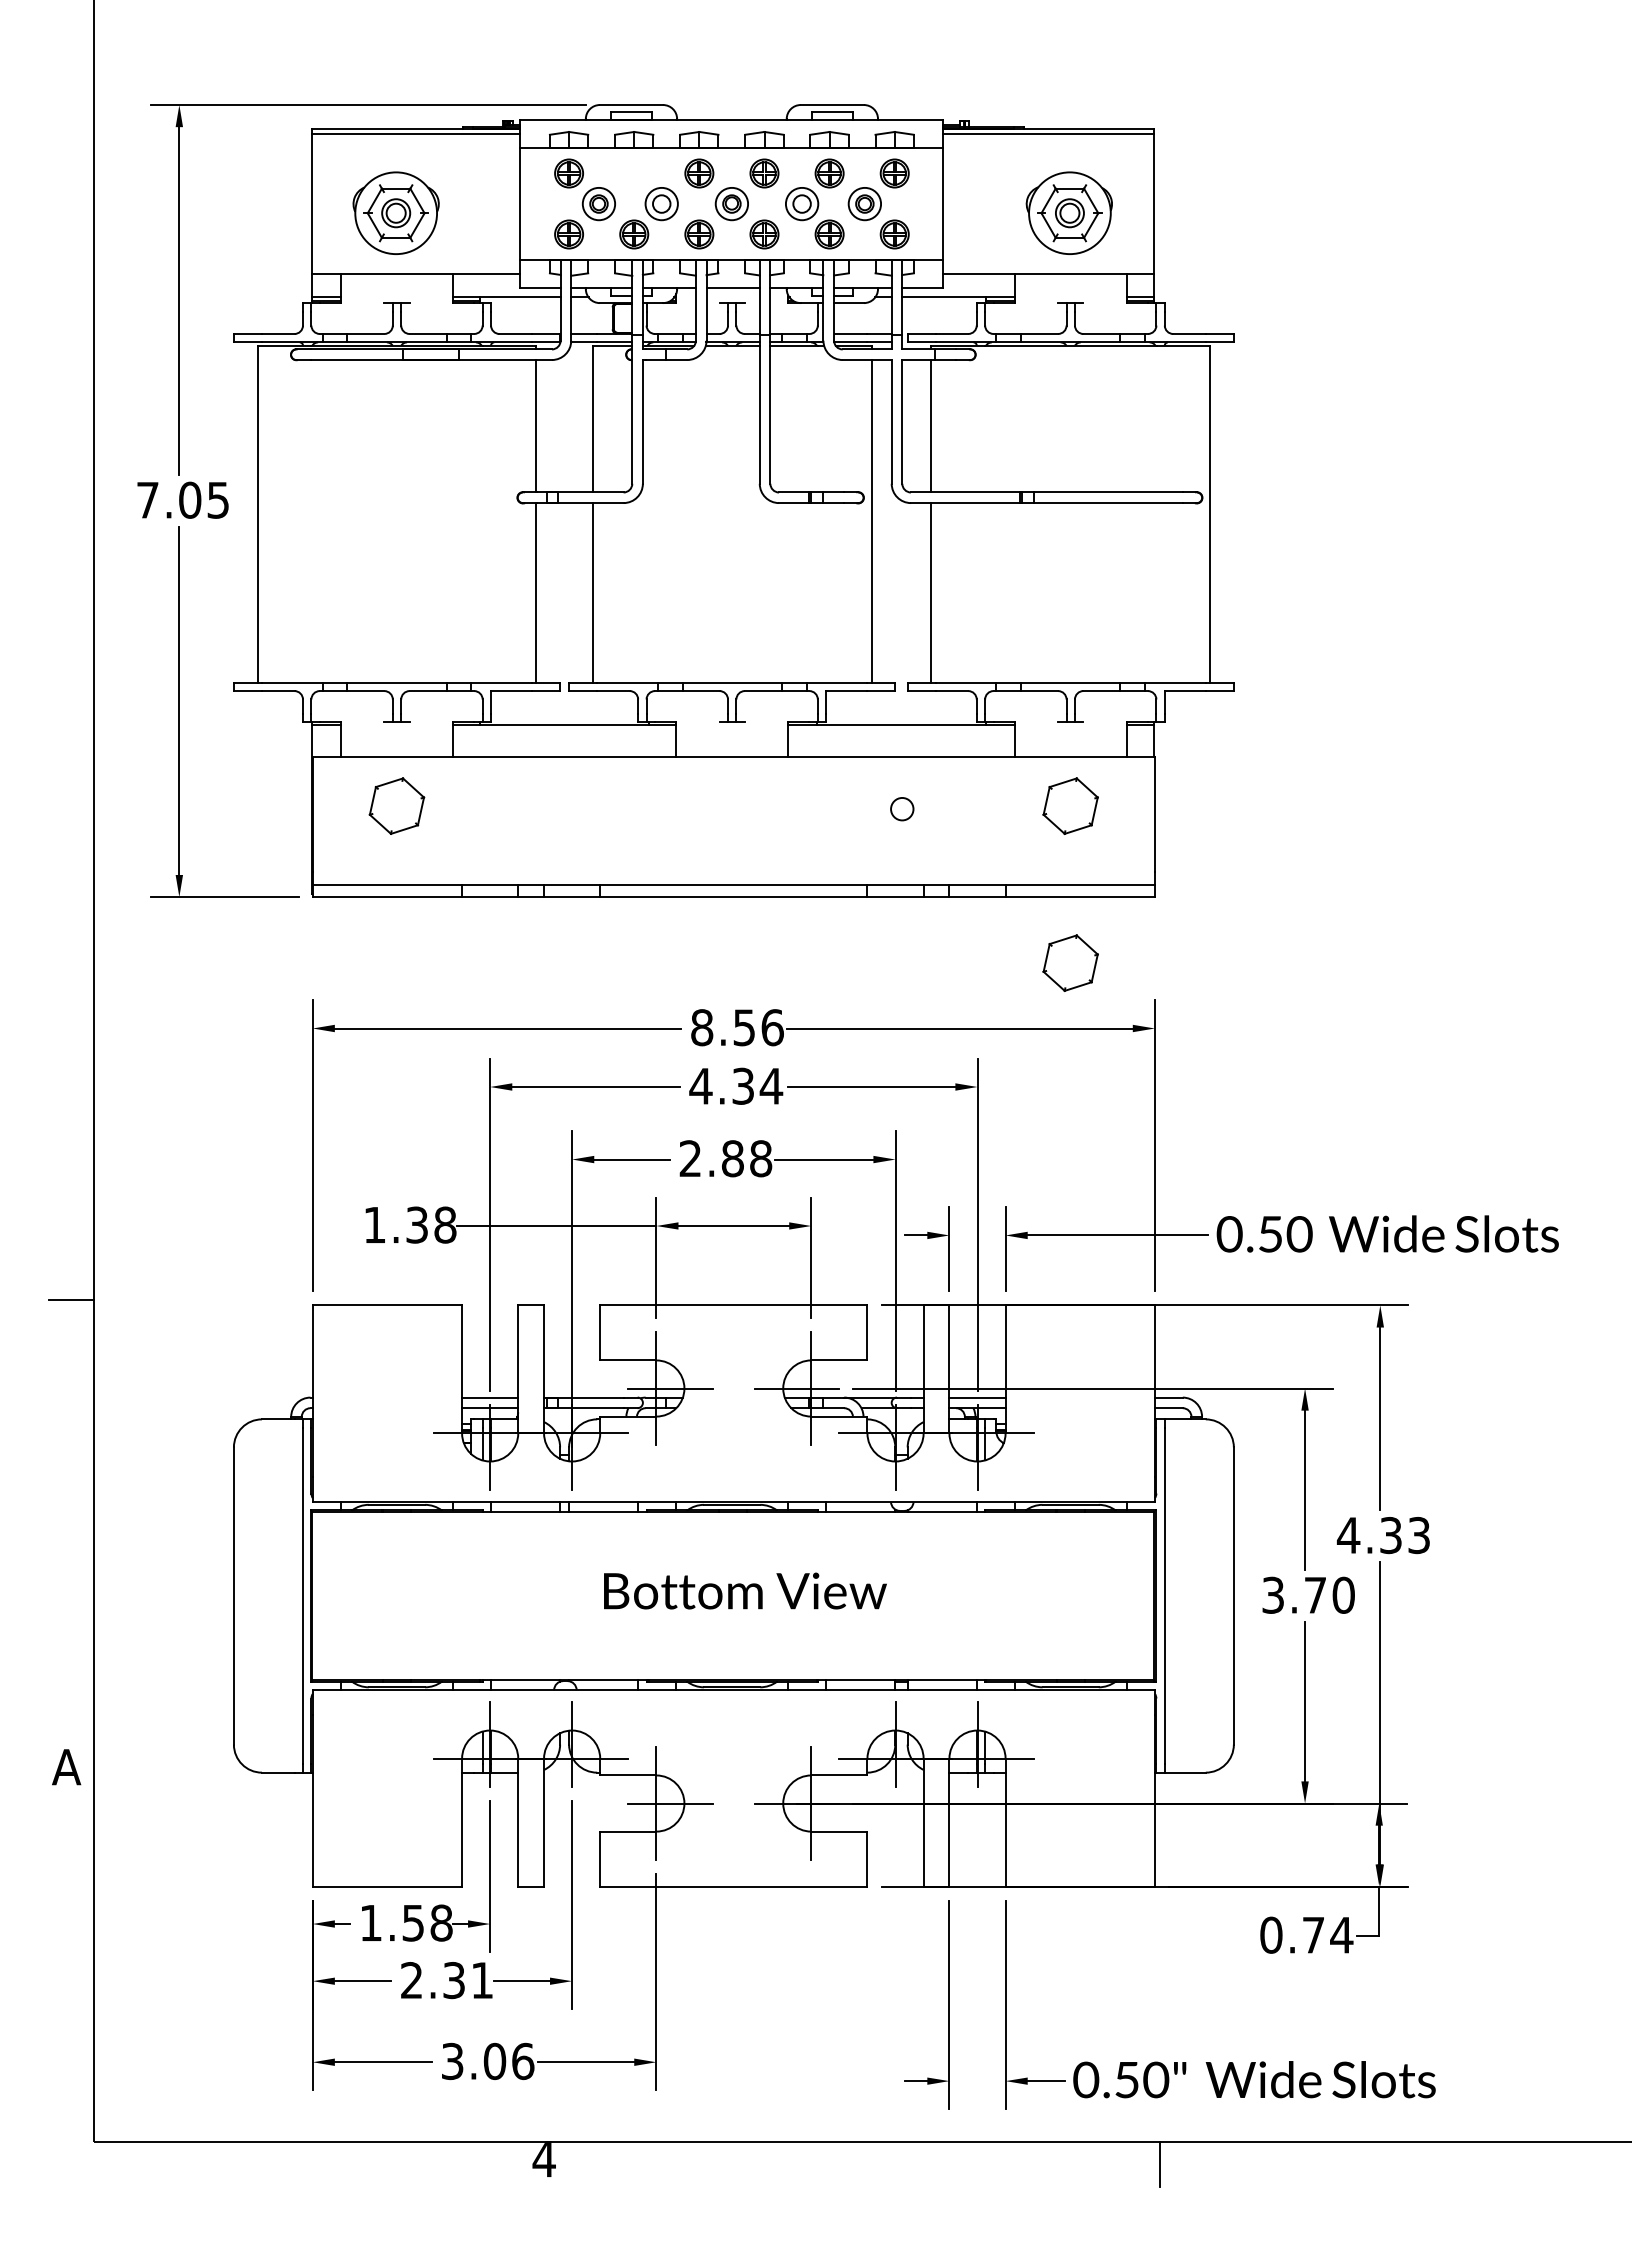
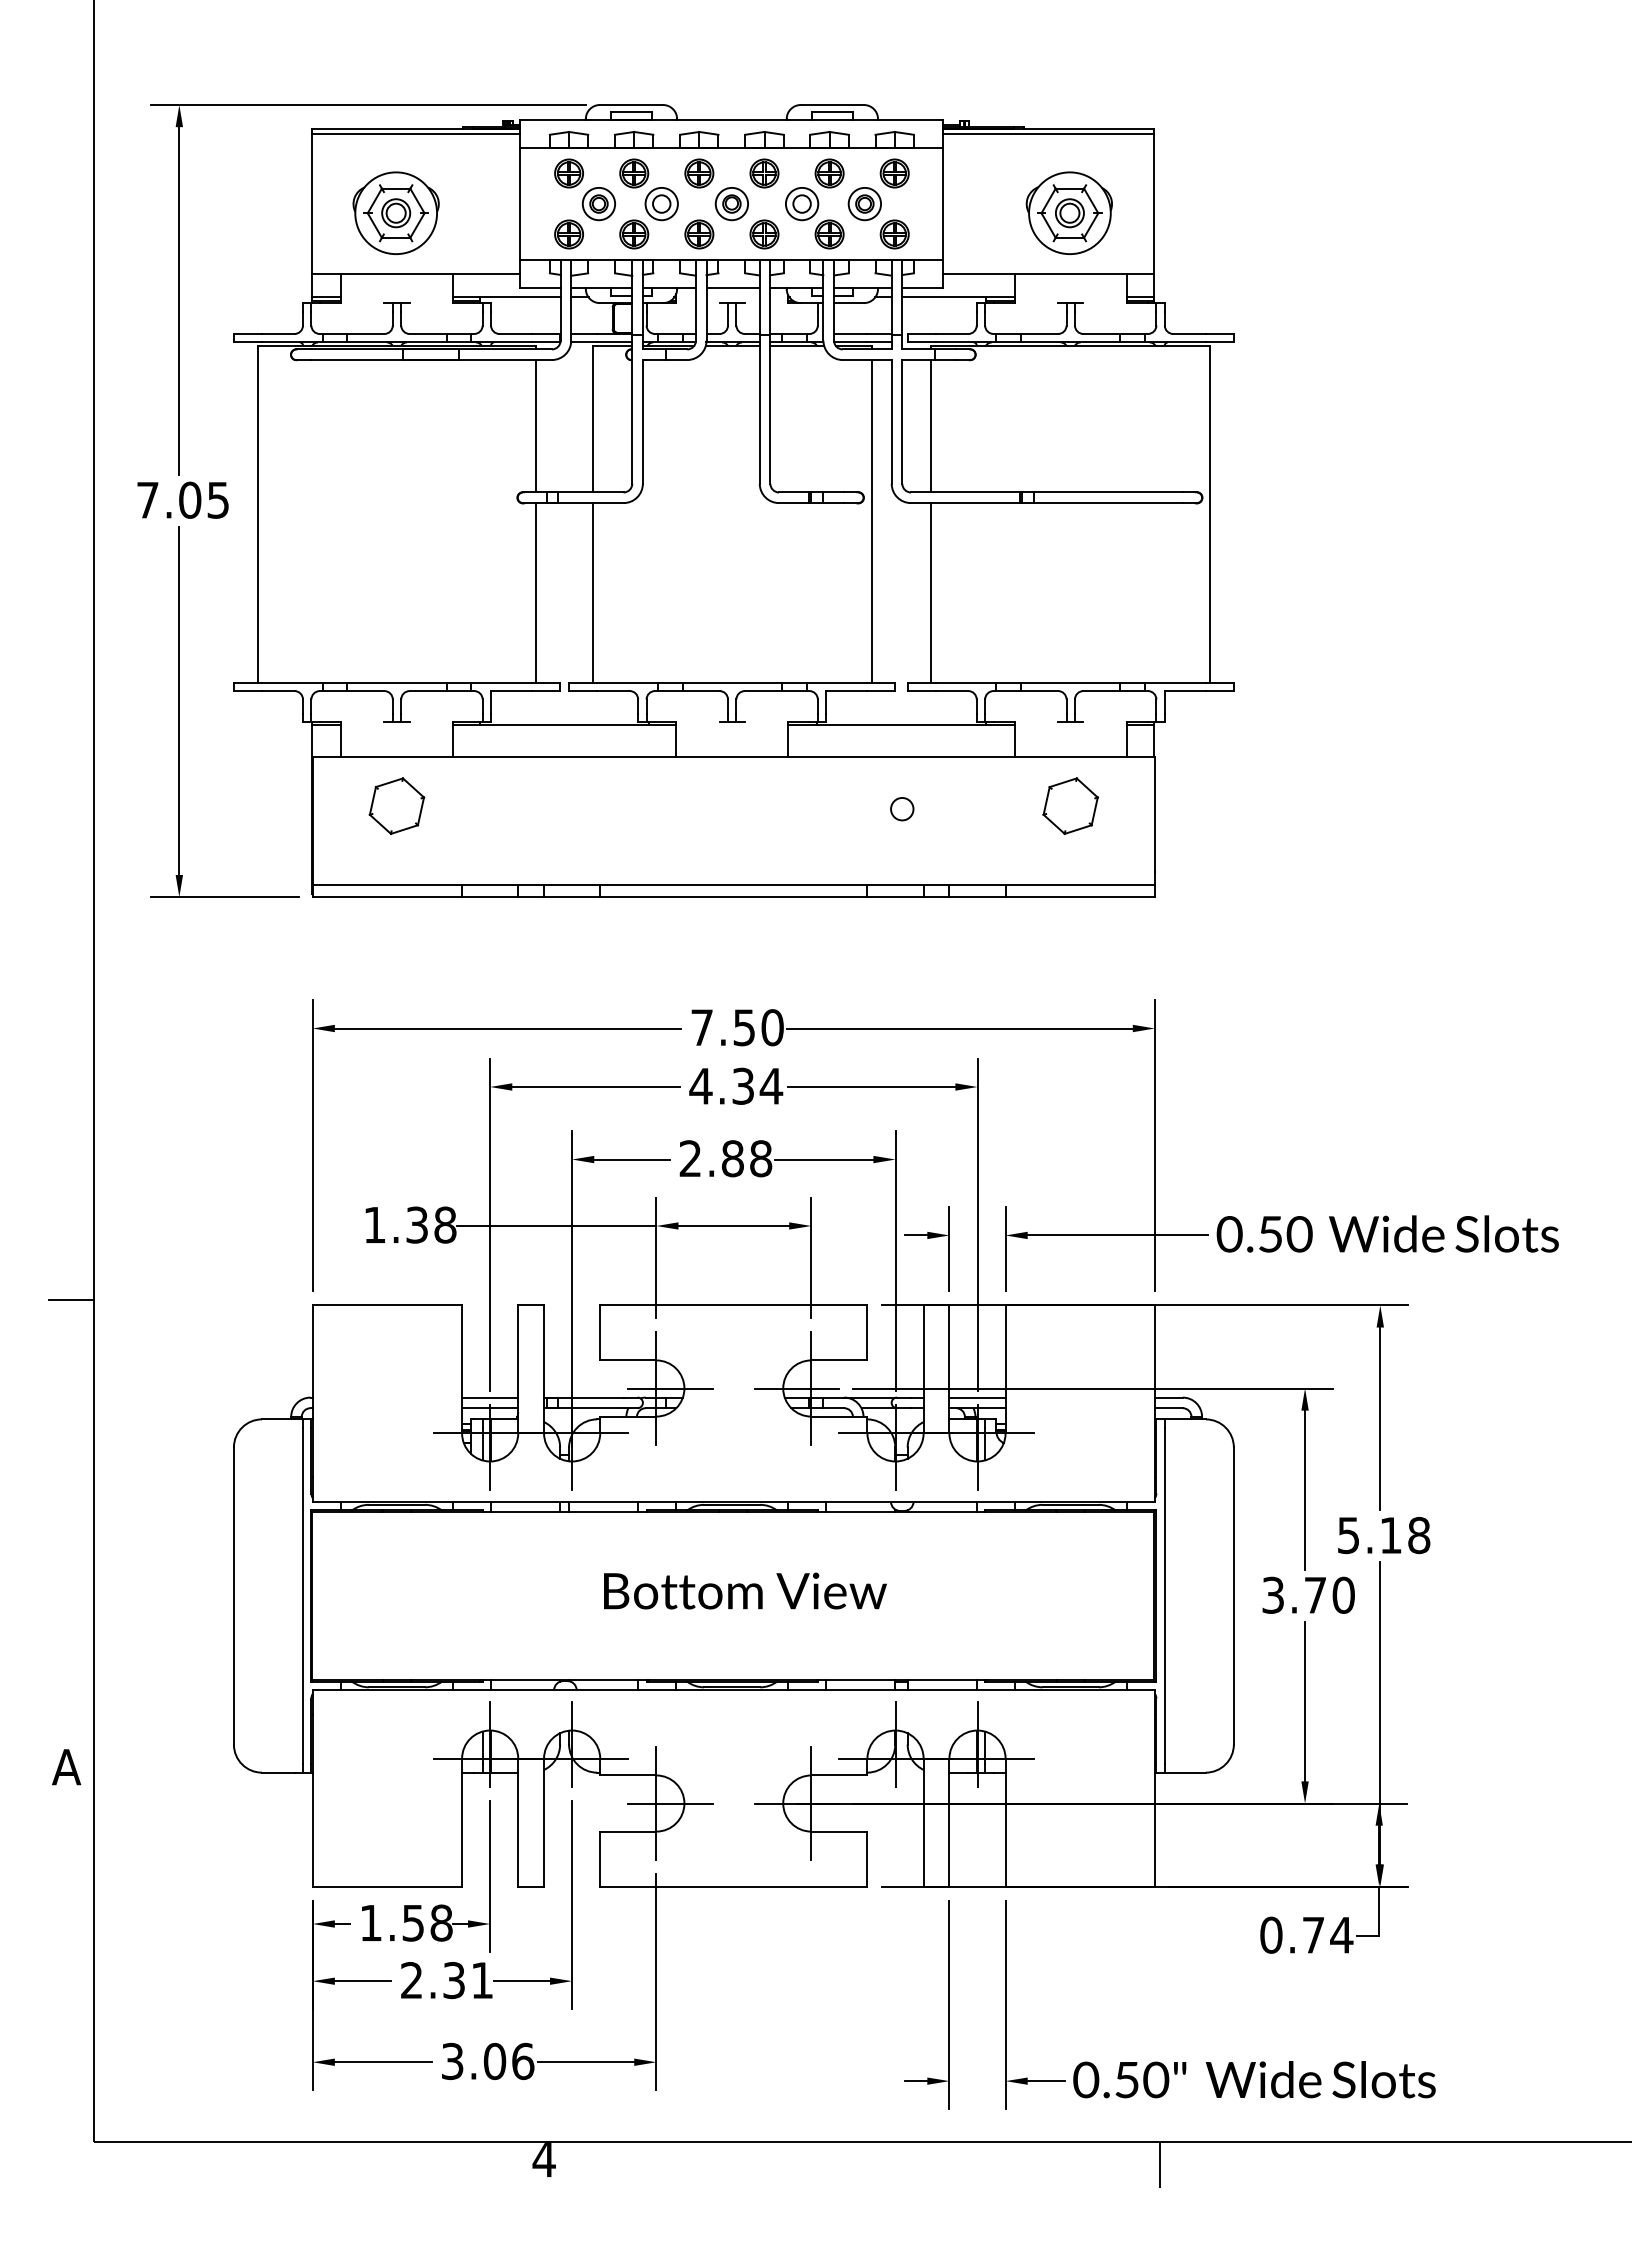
part: none -> present (634, 173)
part: present -> none (1070, 962)
text: 8.56 -> 7.50 (737, 1027)
text: 4.33 -> 5.18 (1383, 1535)
